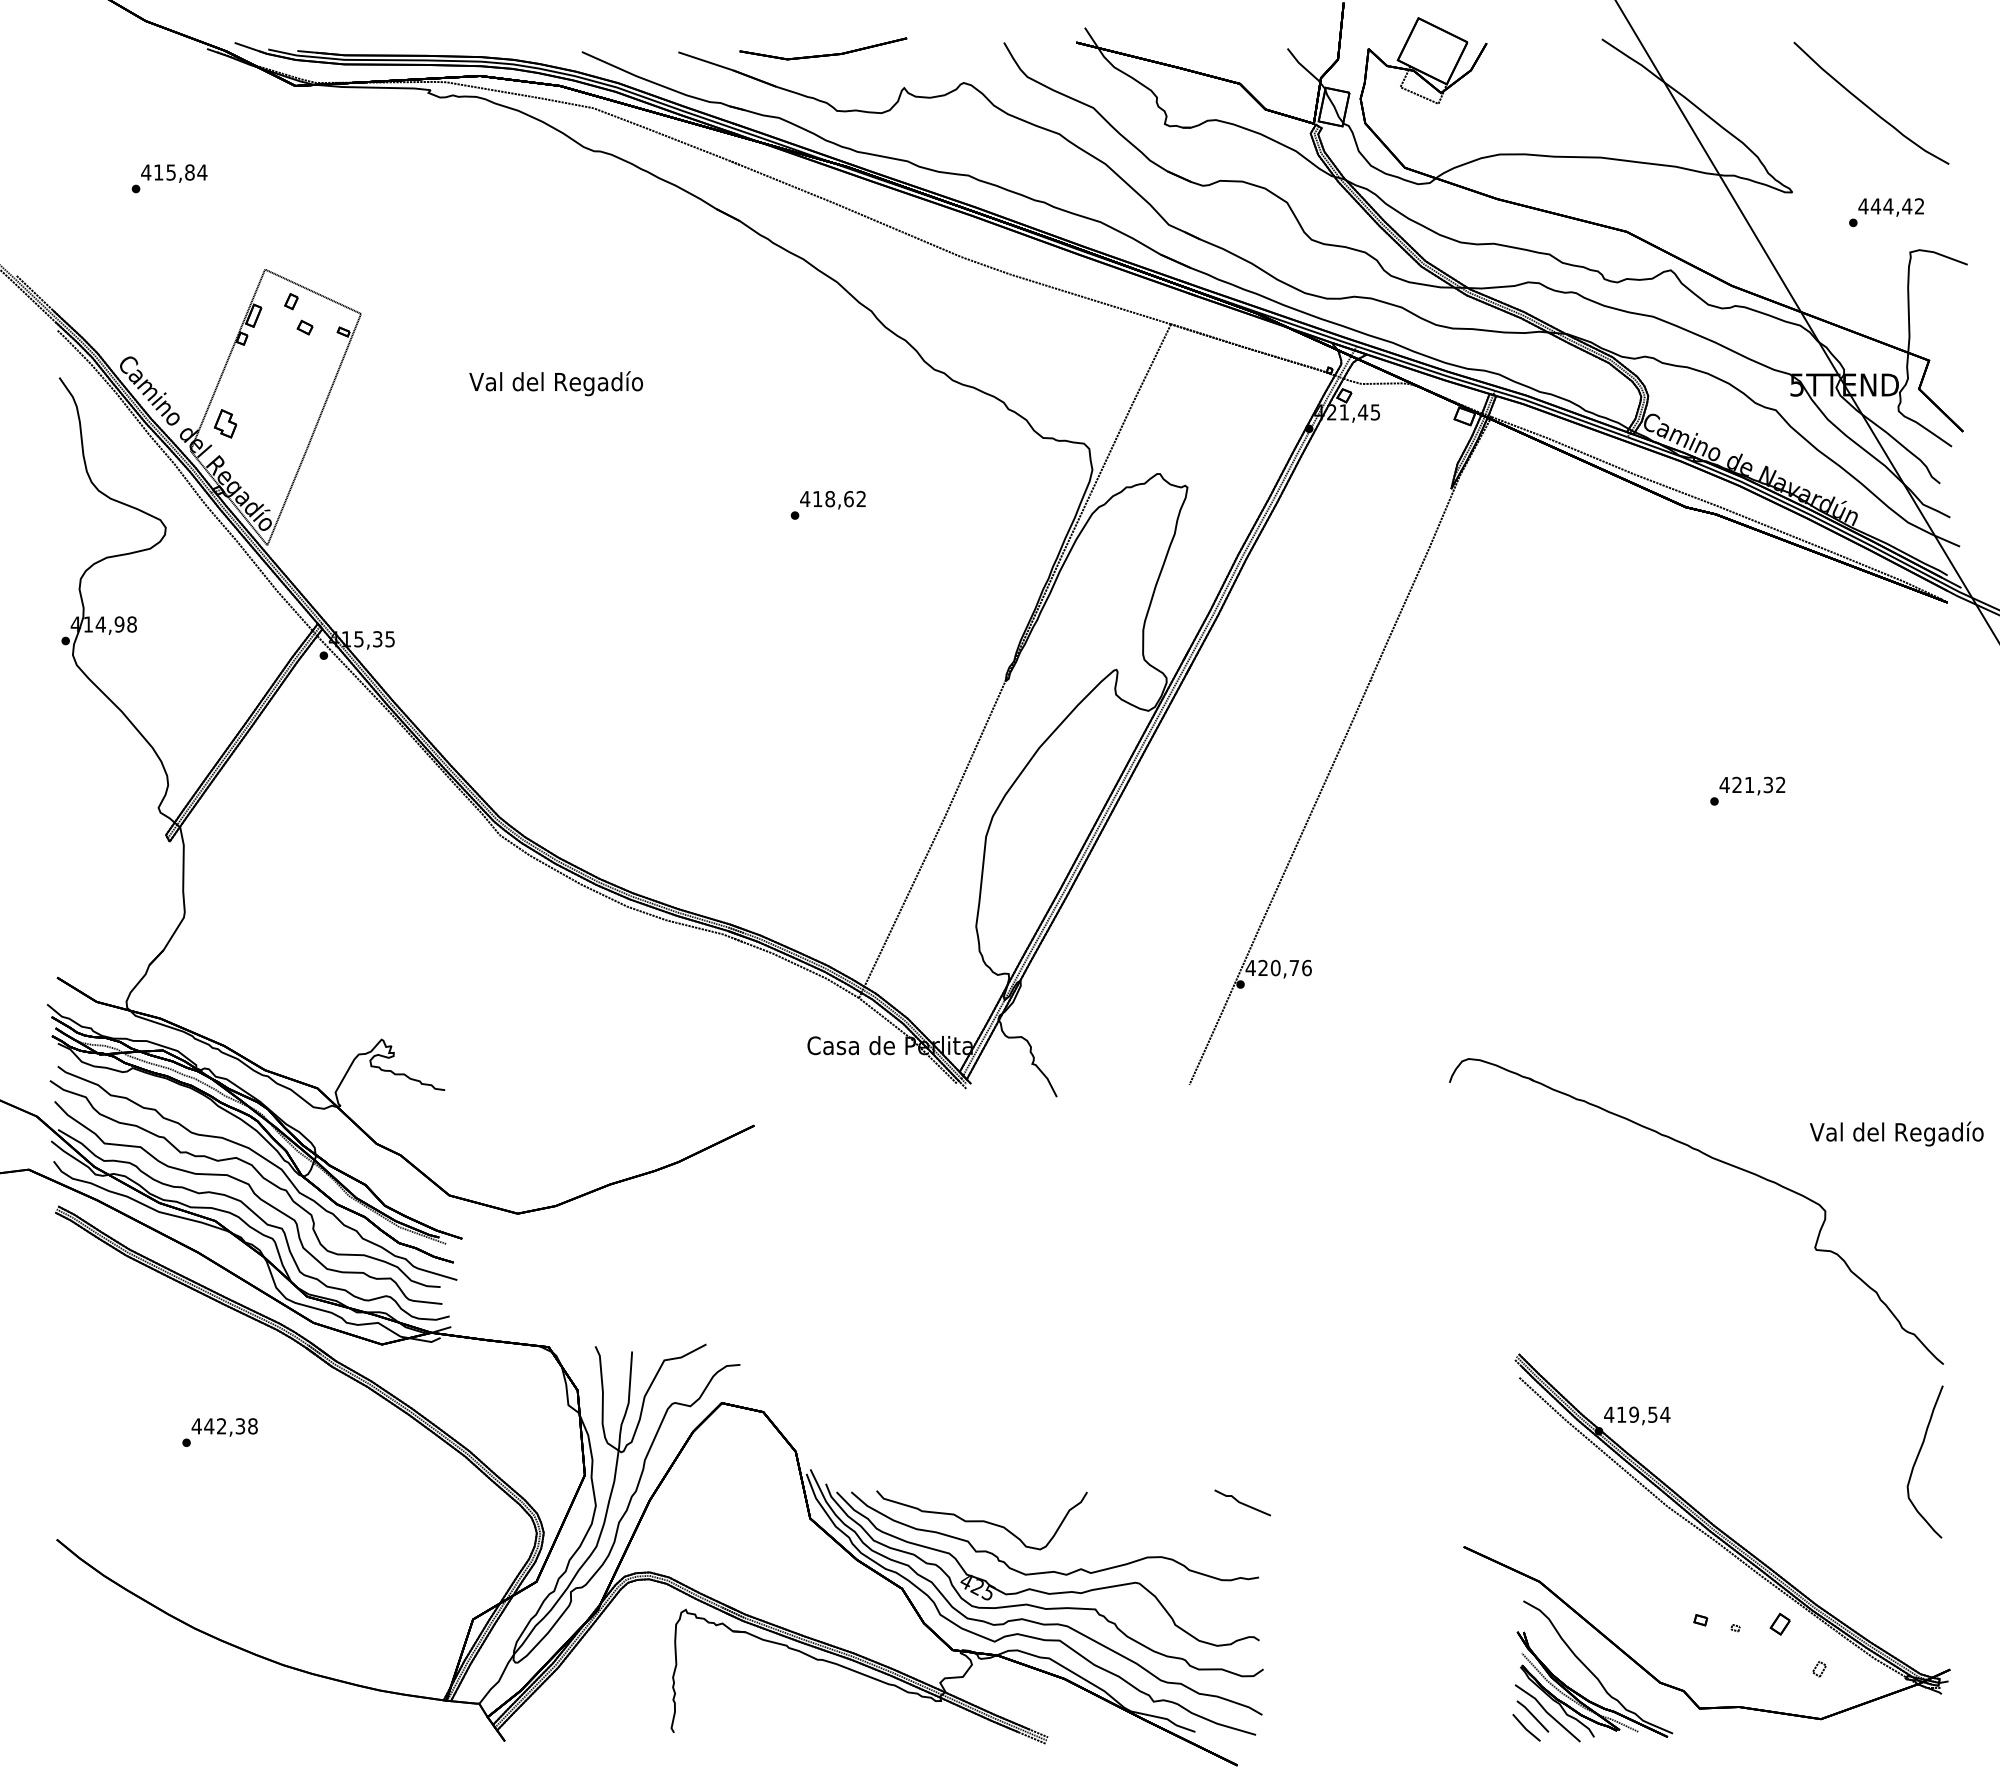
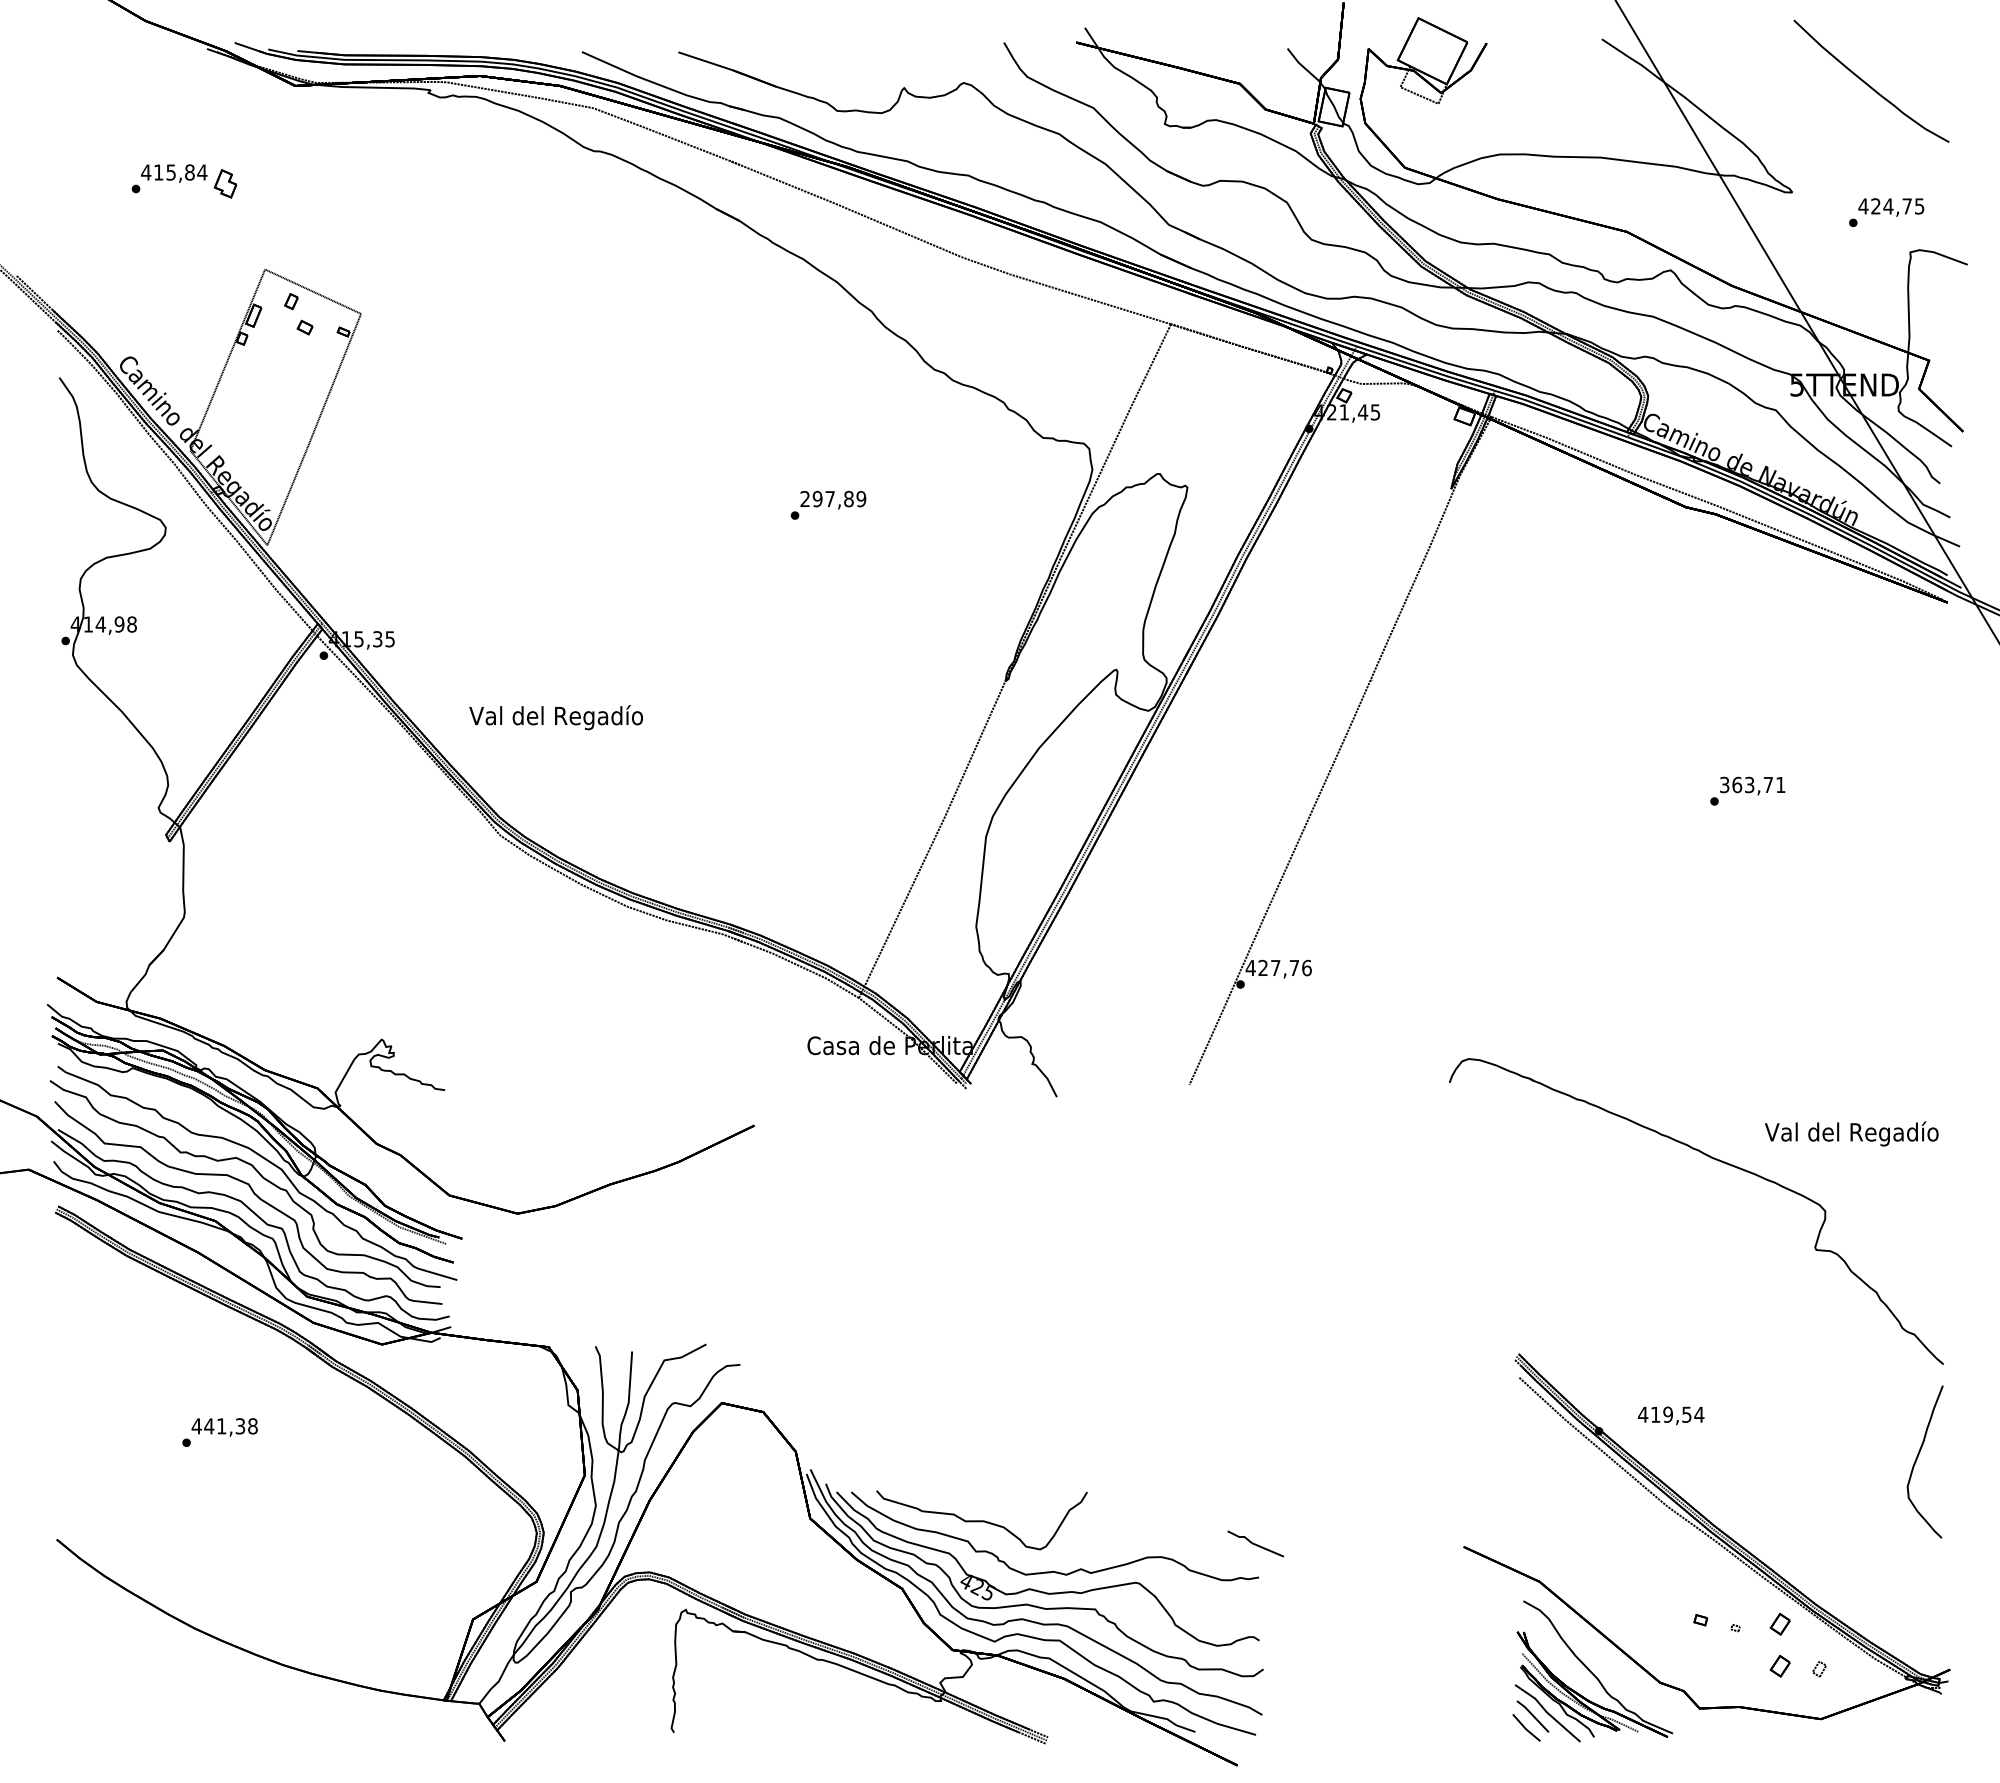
part: present -> none (823, 48)
curve position: (1867, 105) -> (1867, 83) (1867, 83)
text: 444,42 -> 424,75 (1897, 206)
text position: (555, 383) -> (555, 717) (555, 717)
part position: (225, 423) -> (225, 183) (225, 183)
text: 418,62 -> 297,89 (833, 499)
text: 421,32 -> 363,71 (1752, 784)
text: 420,76 -> 427,76 (1275, 967)
text position: (1896, 1133) -> (1851, 1133) (1851, 1133)
text position: (1637, 1415) -> (1671, 1415) (1671, 1415)
text: 442,38 -> 441,38 (221, 1426)
line position: (1242, 1502) -> (1255, 1543) (1255, 1543)
part: none -> present (1779, 1665)
